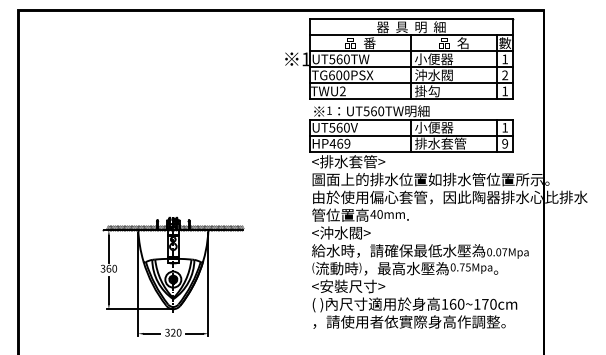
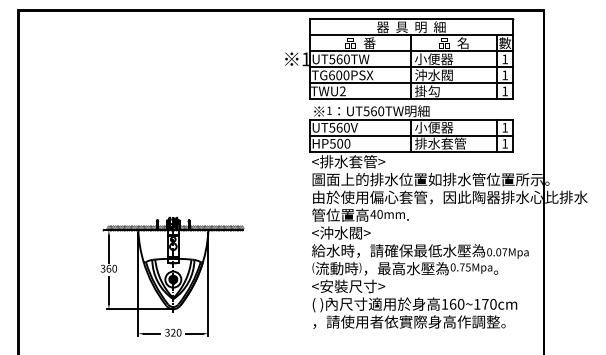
text: 2 -> 1 (505, 75)
text: HP469 -> HP500 (339, 143)
text: 9 -> 1 (505, 143)
